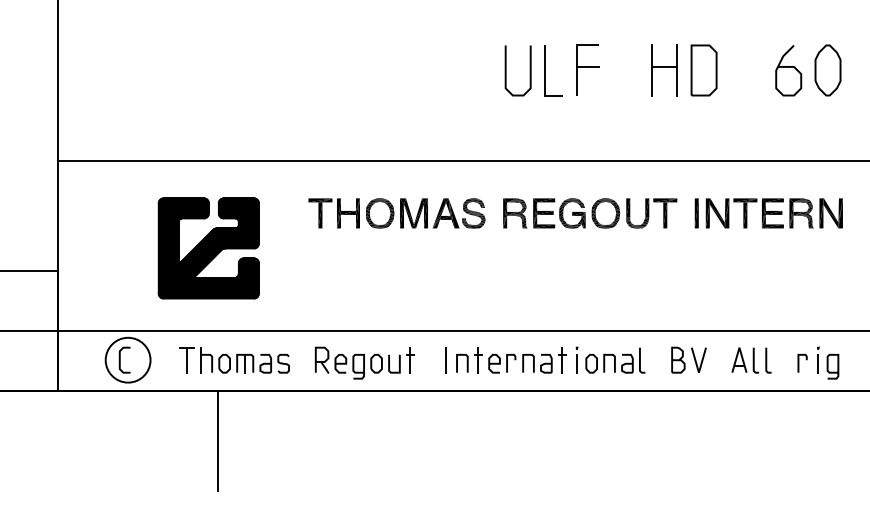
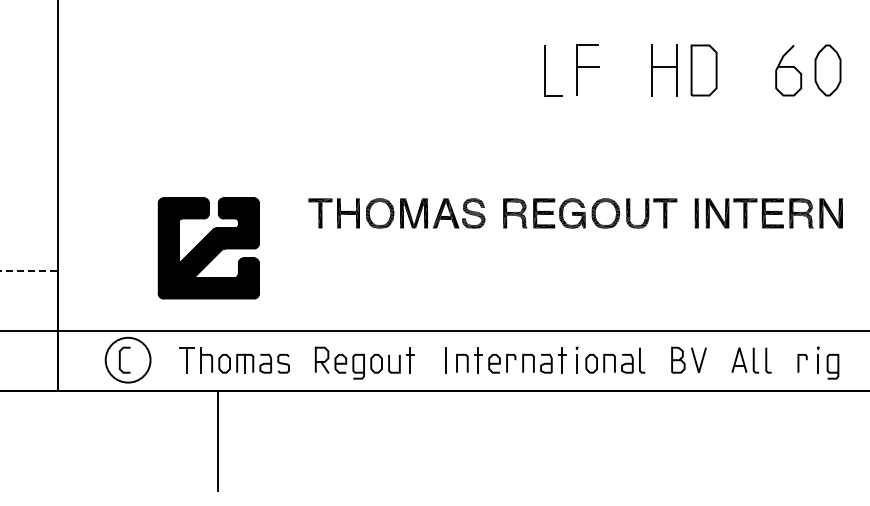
curve: present -> none (506, 70)
line: present -> none (461, 160)
line: solid -> dashed (29, 270)
